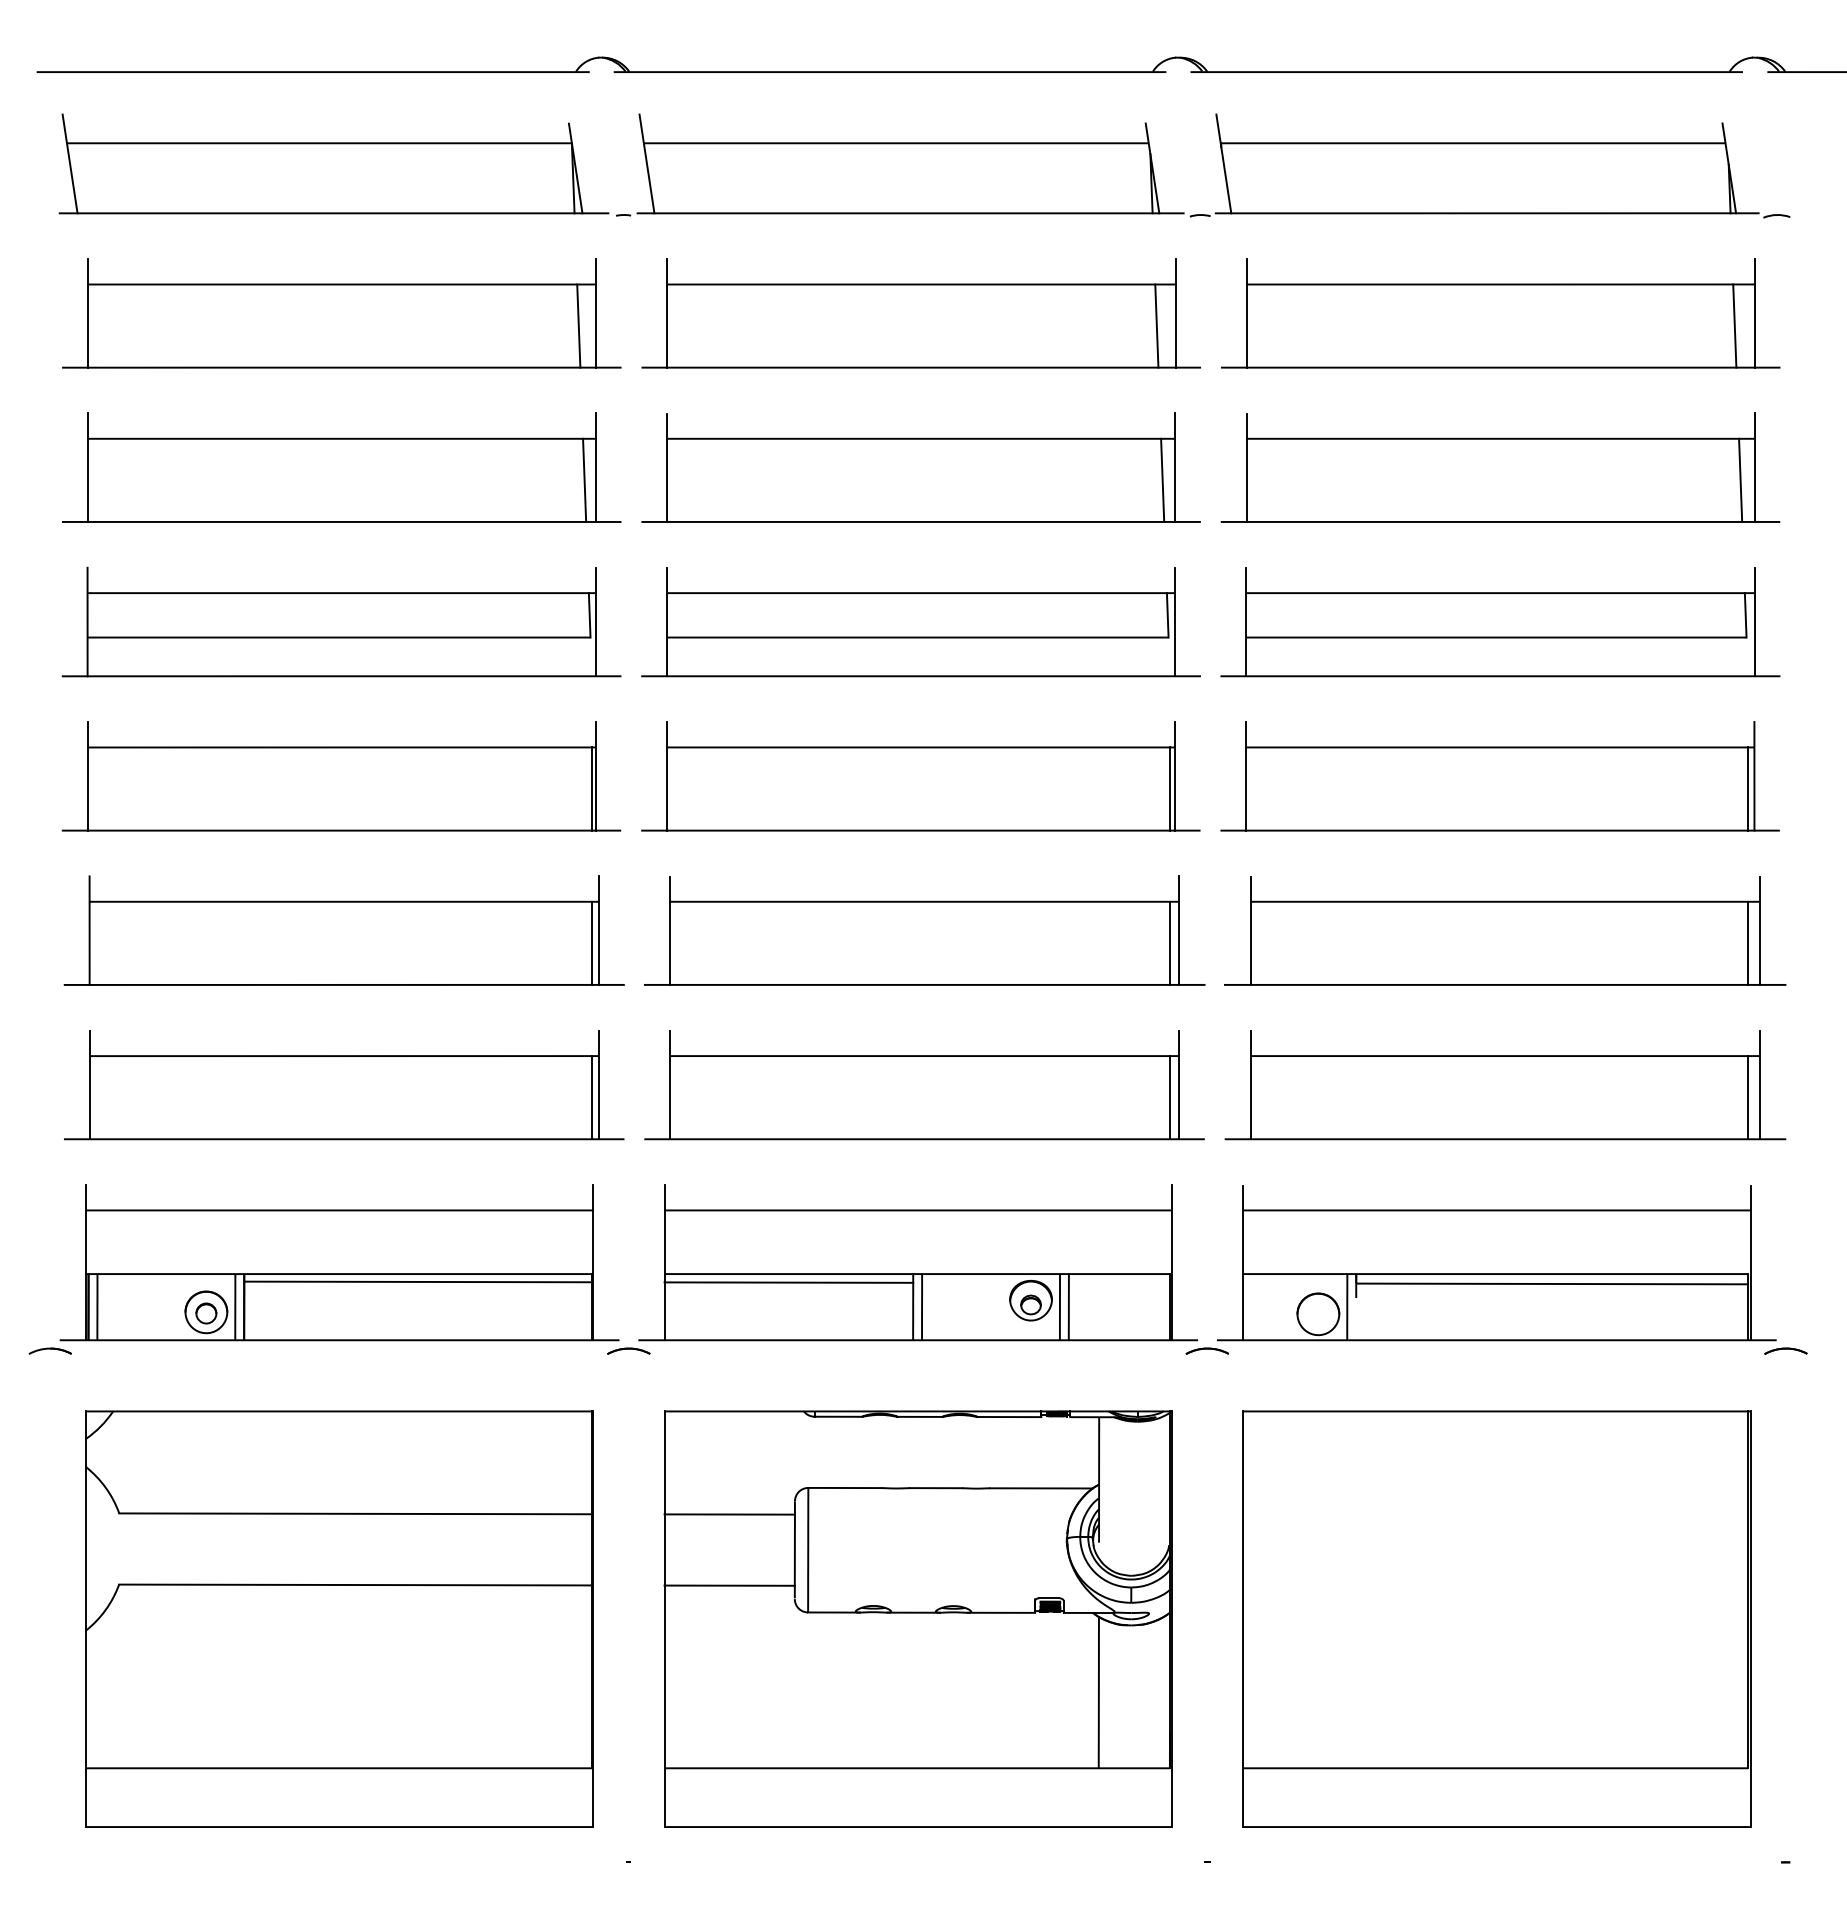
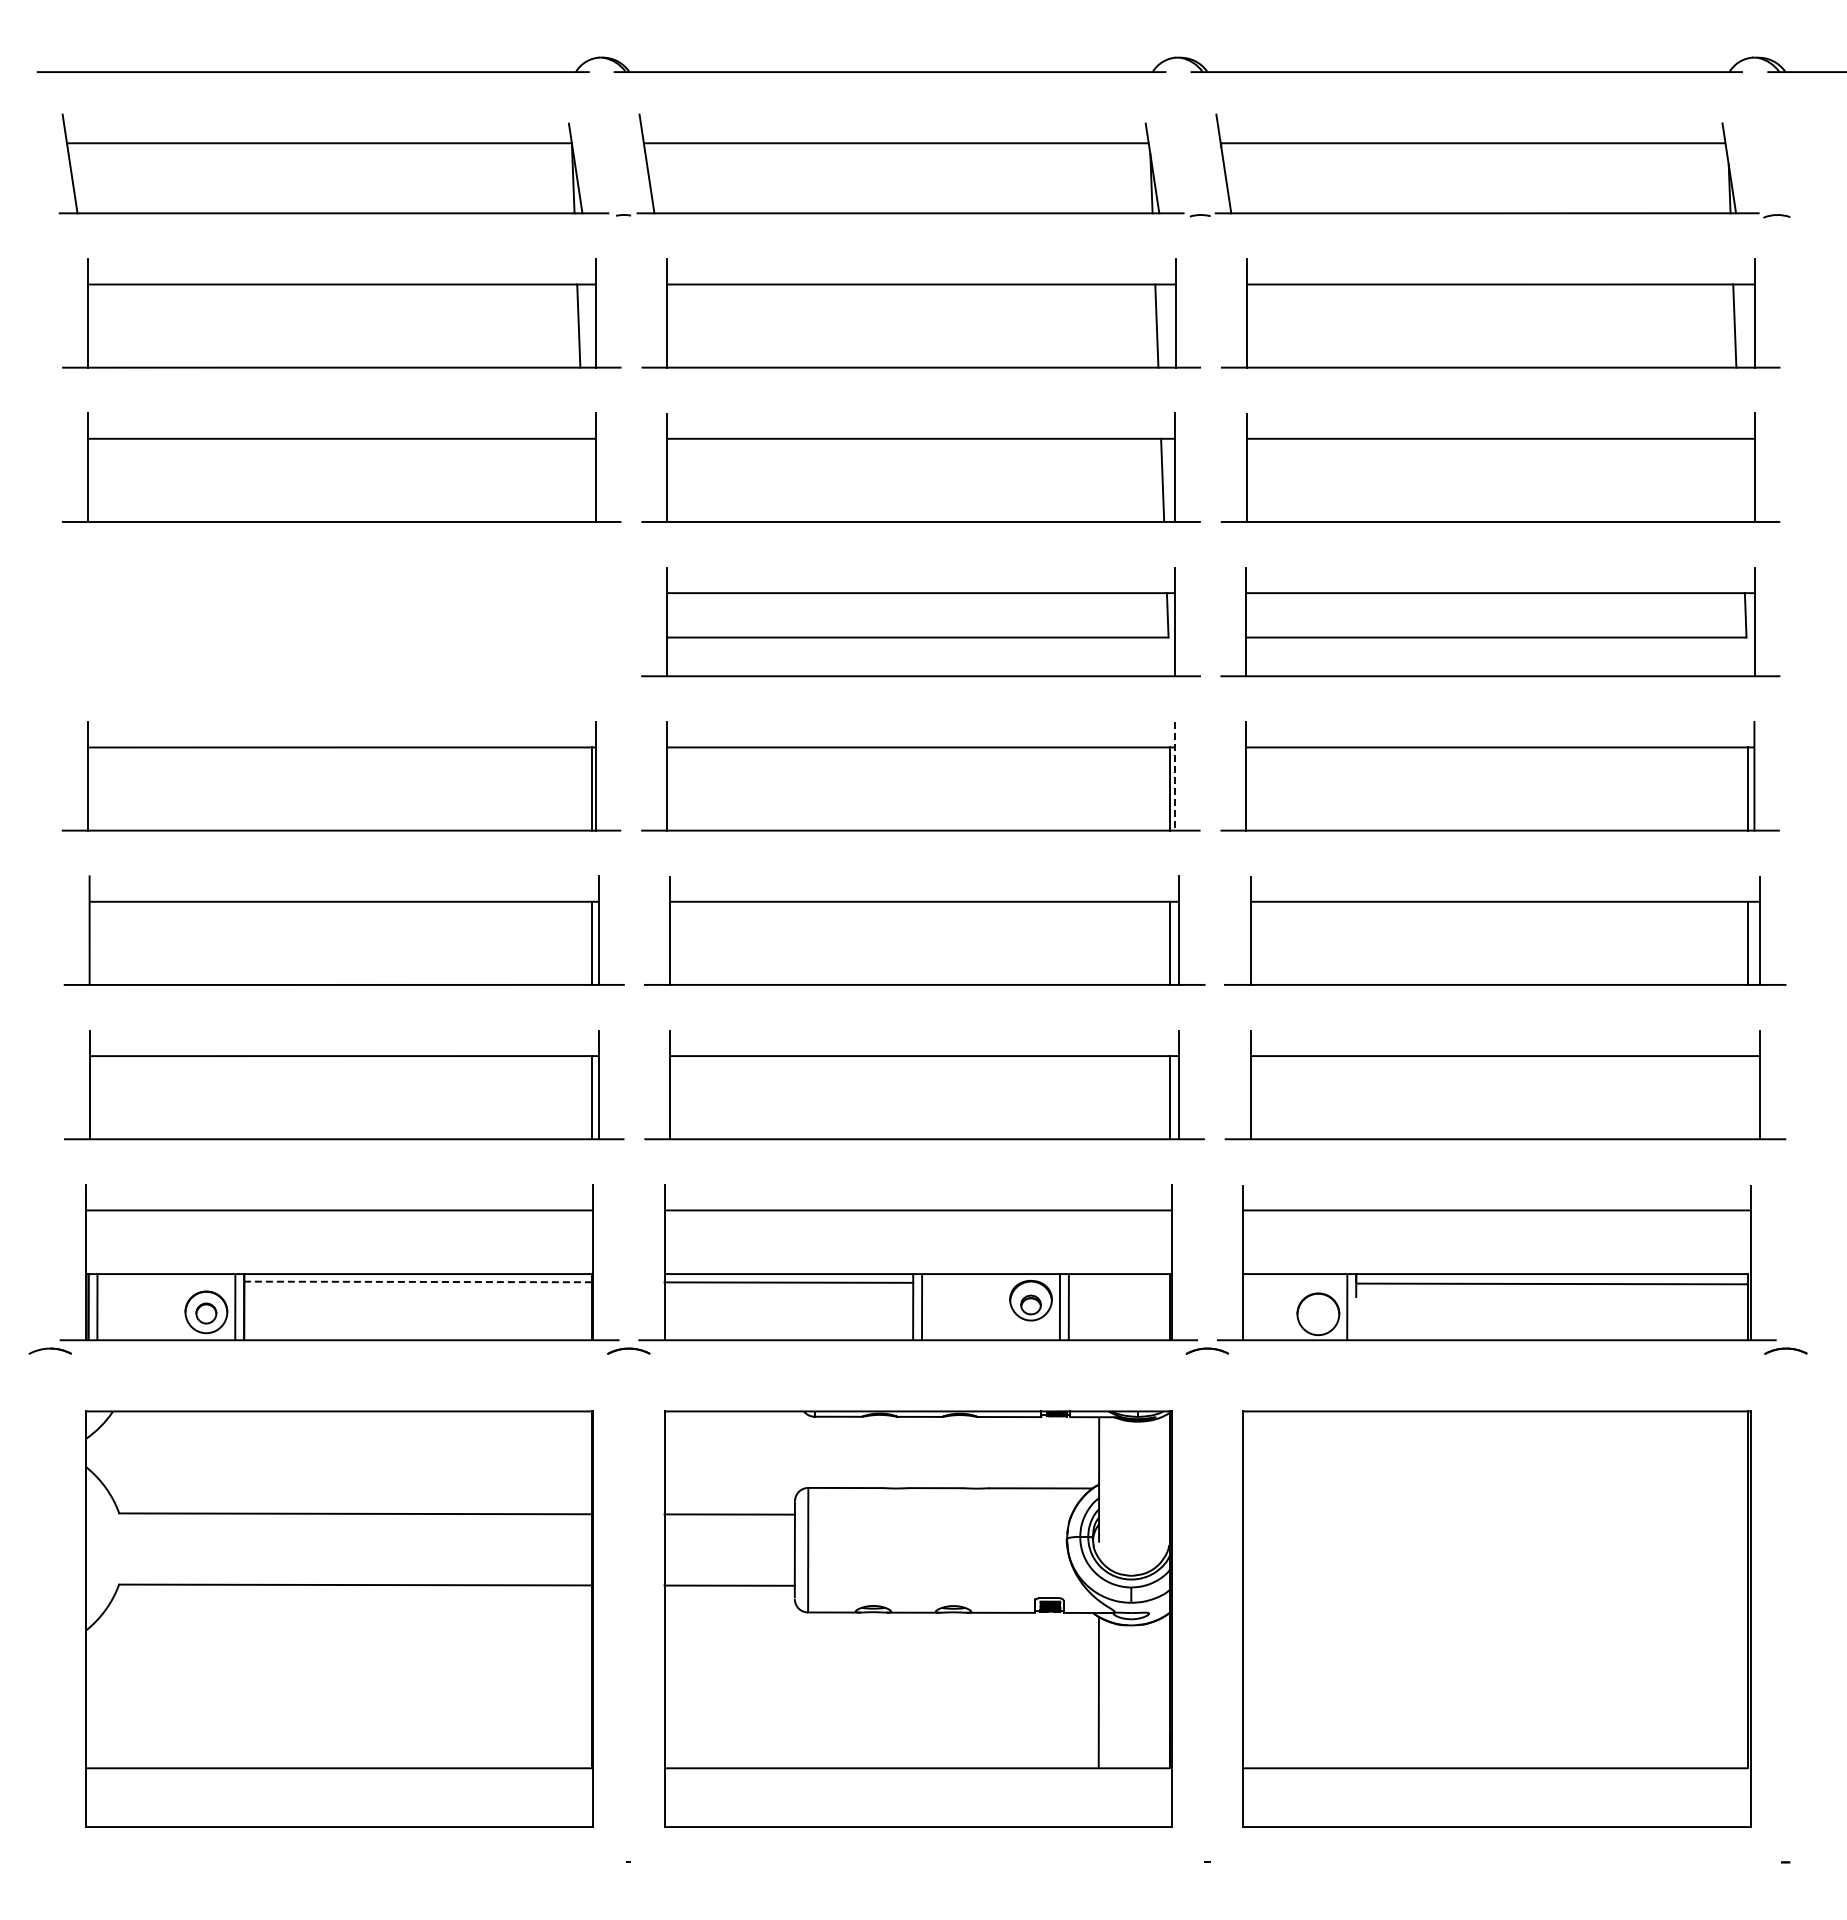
line: present -> none (584, 479)
line: present -> none (1740, 479)
part: present -> none (341, 621)
line: solid -> dashed (1175, 776)
line: present -> none (1747, 1097)
line: solid -> dashed (418, 1281)
